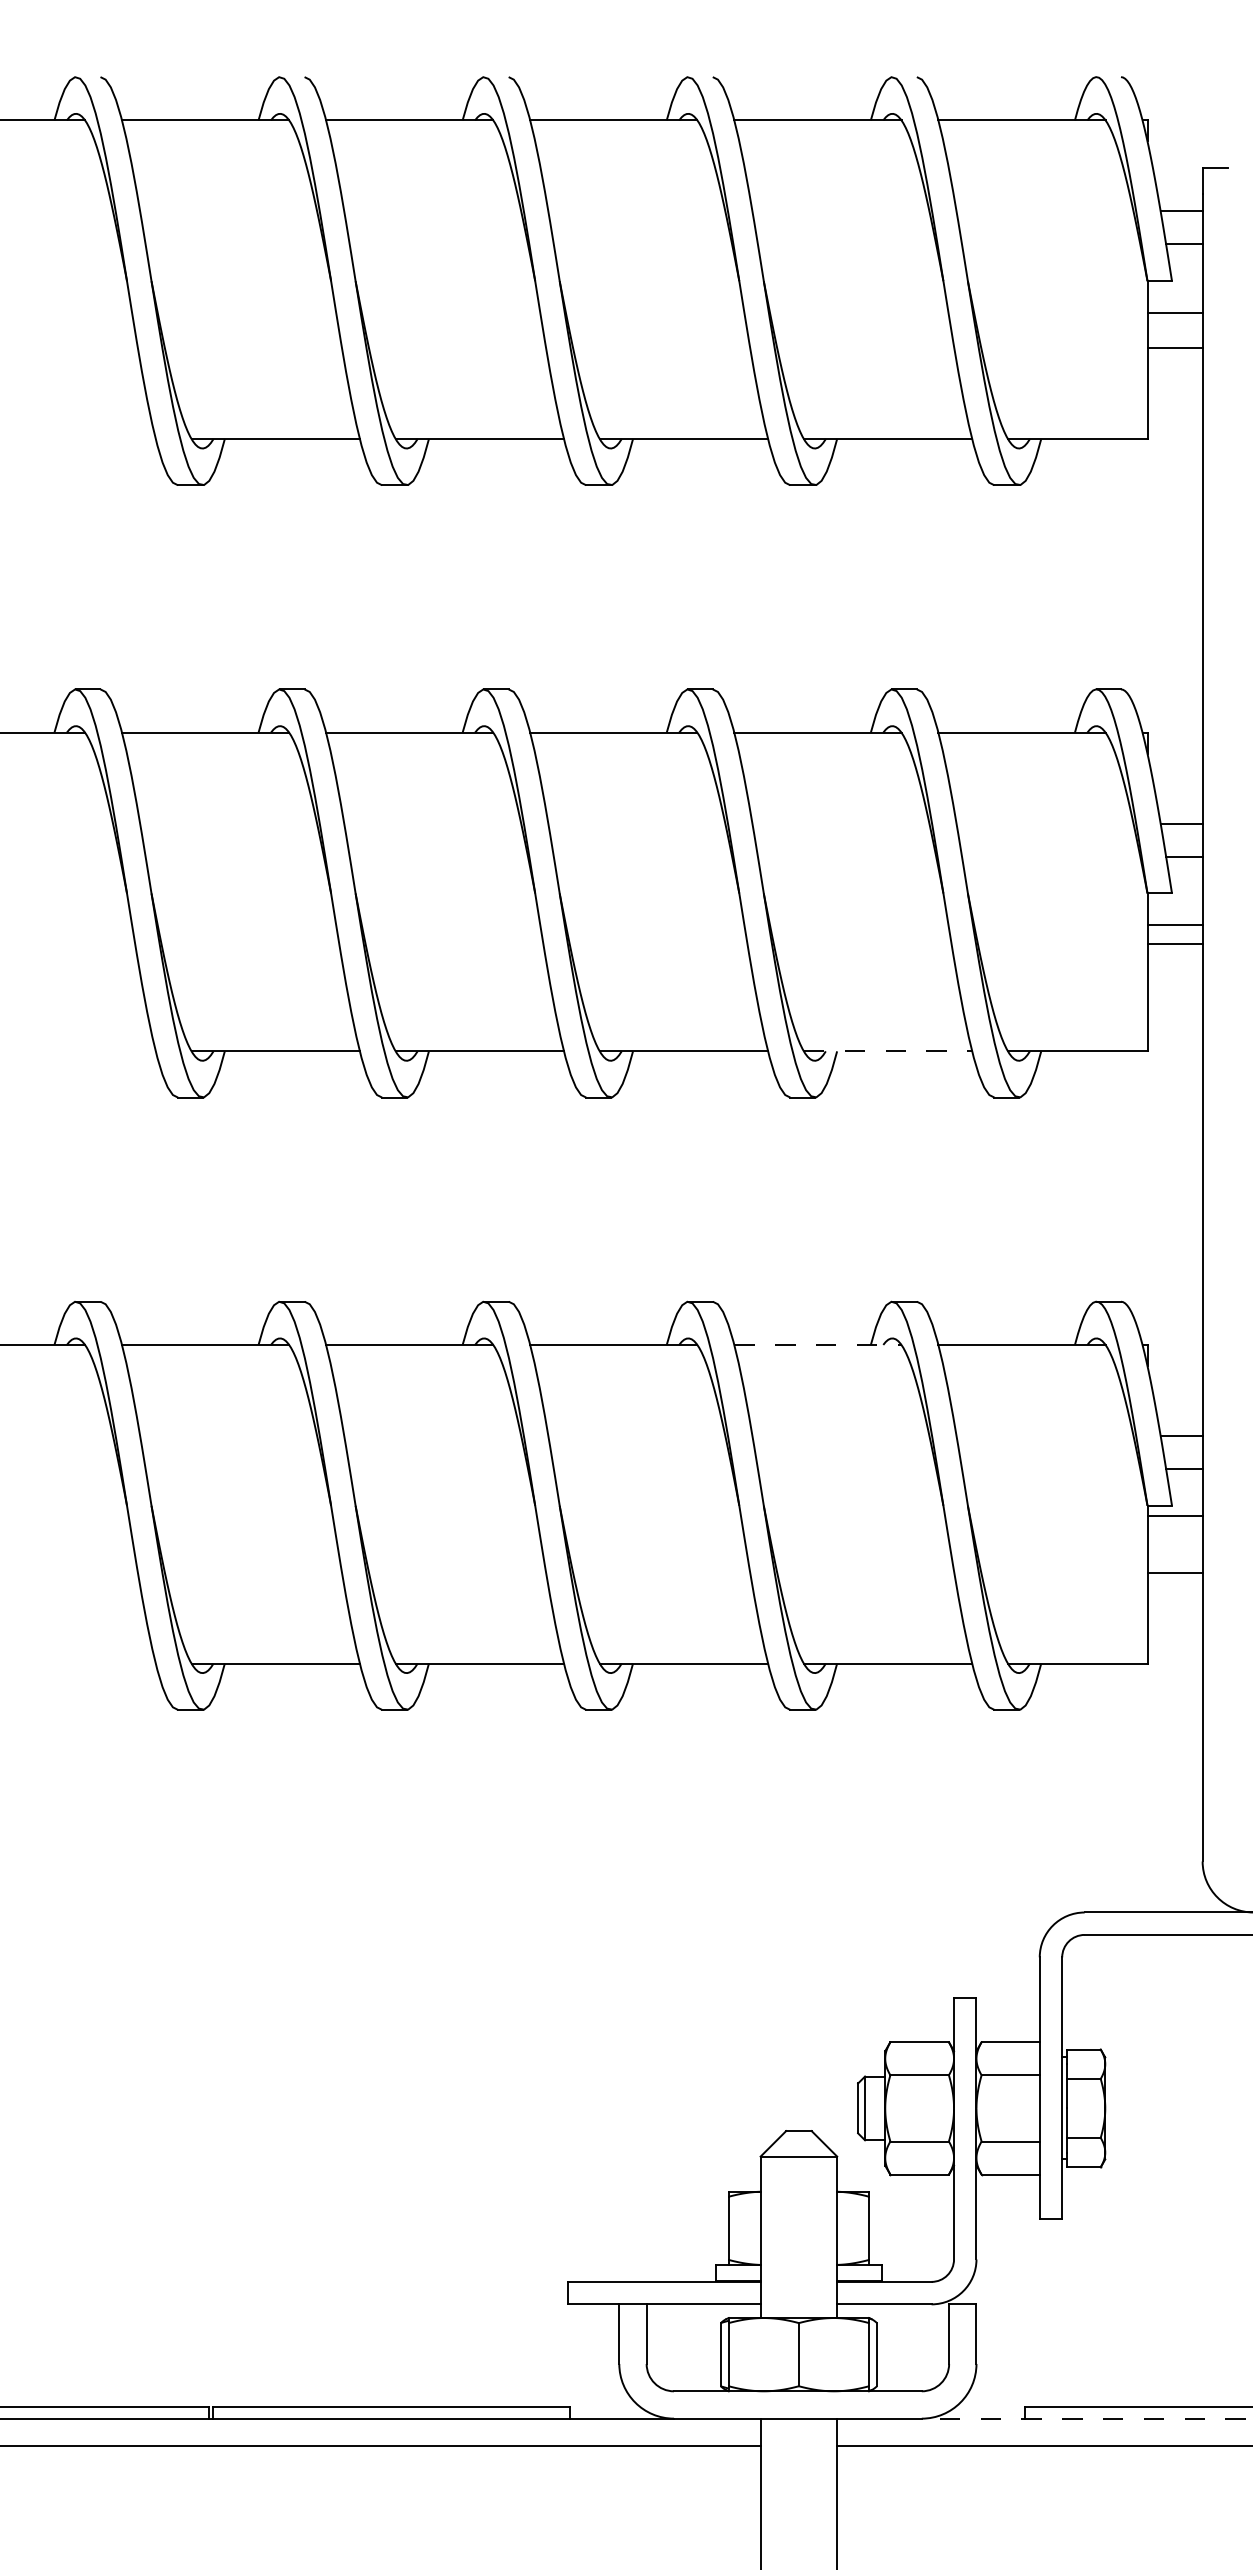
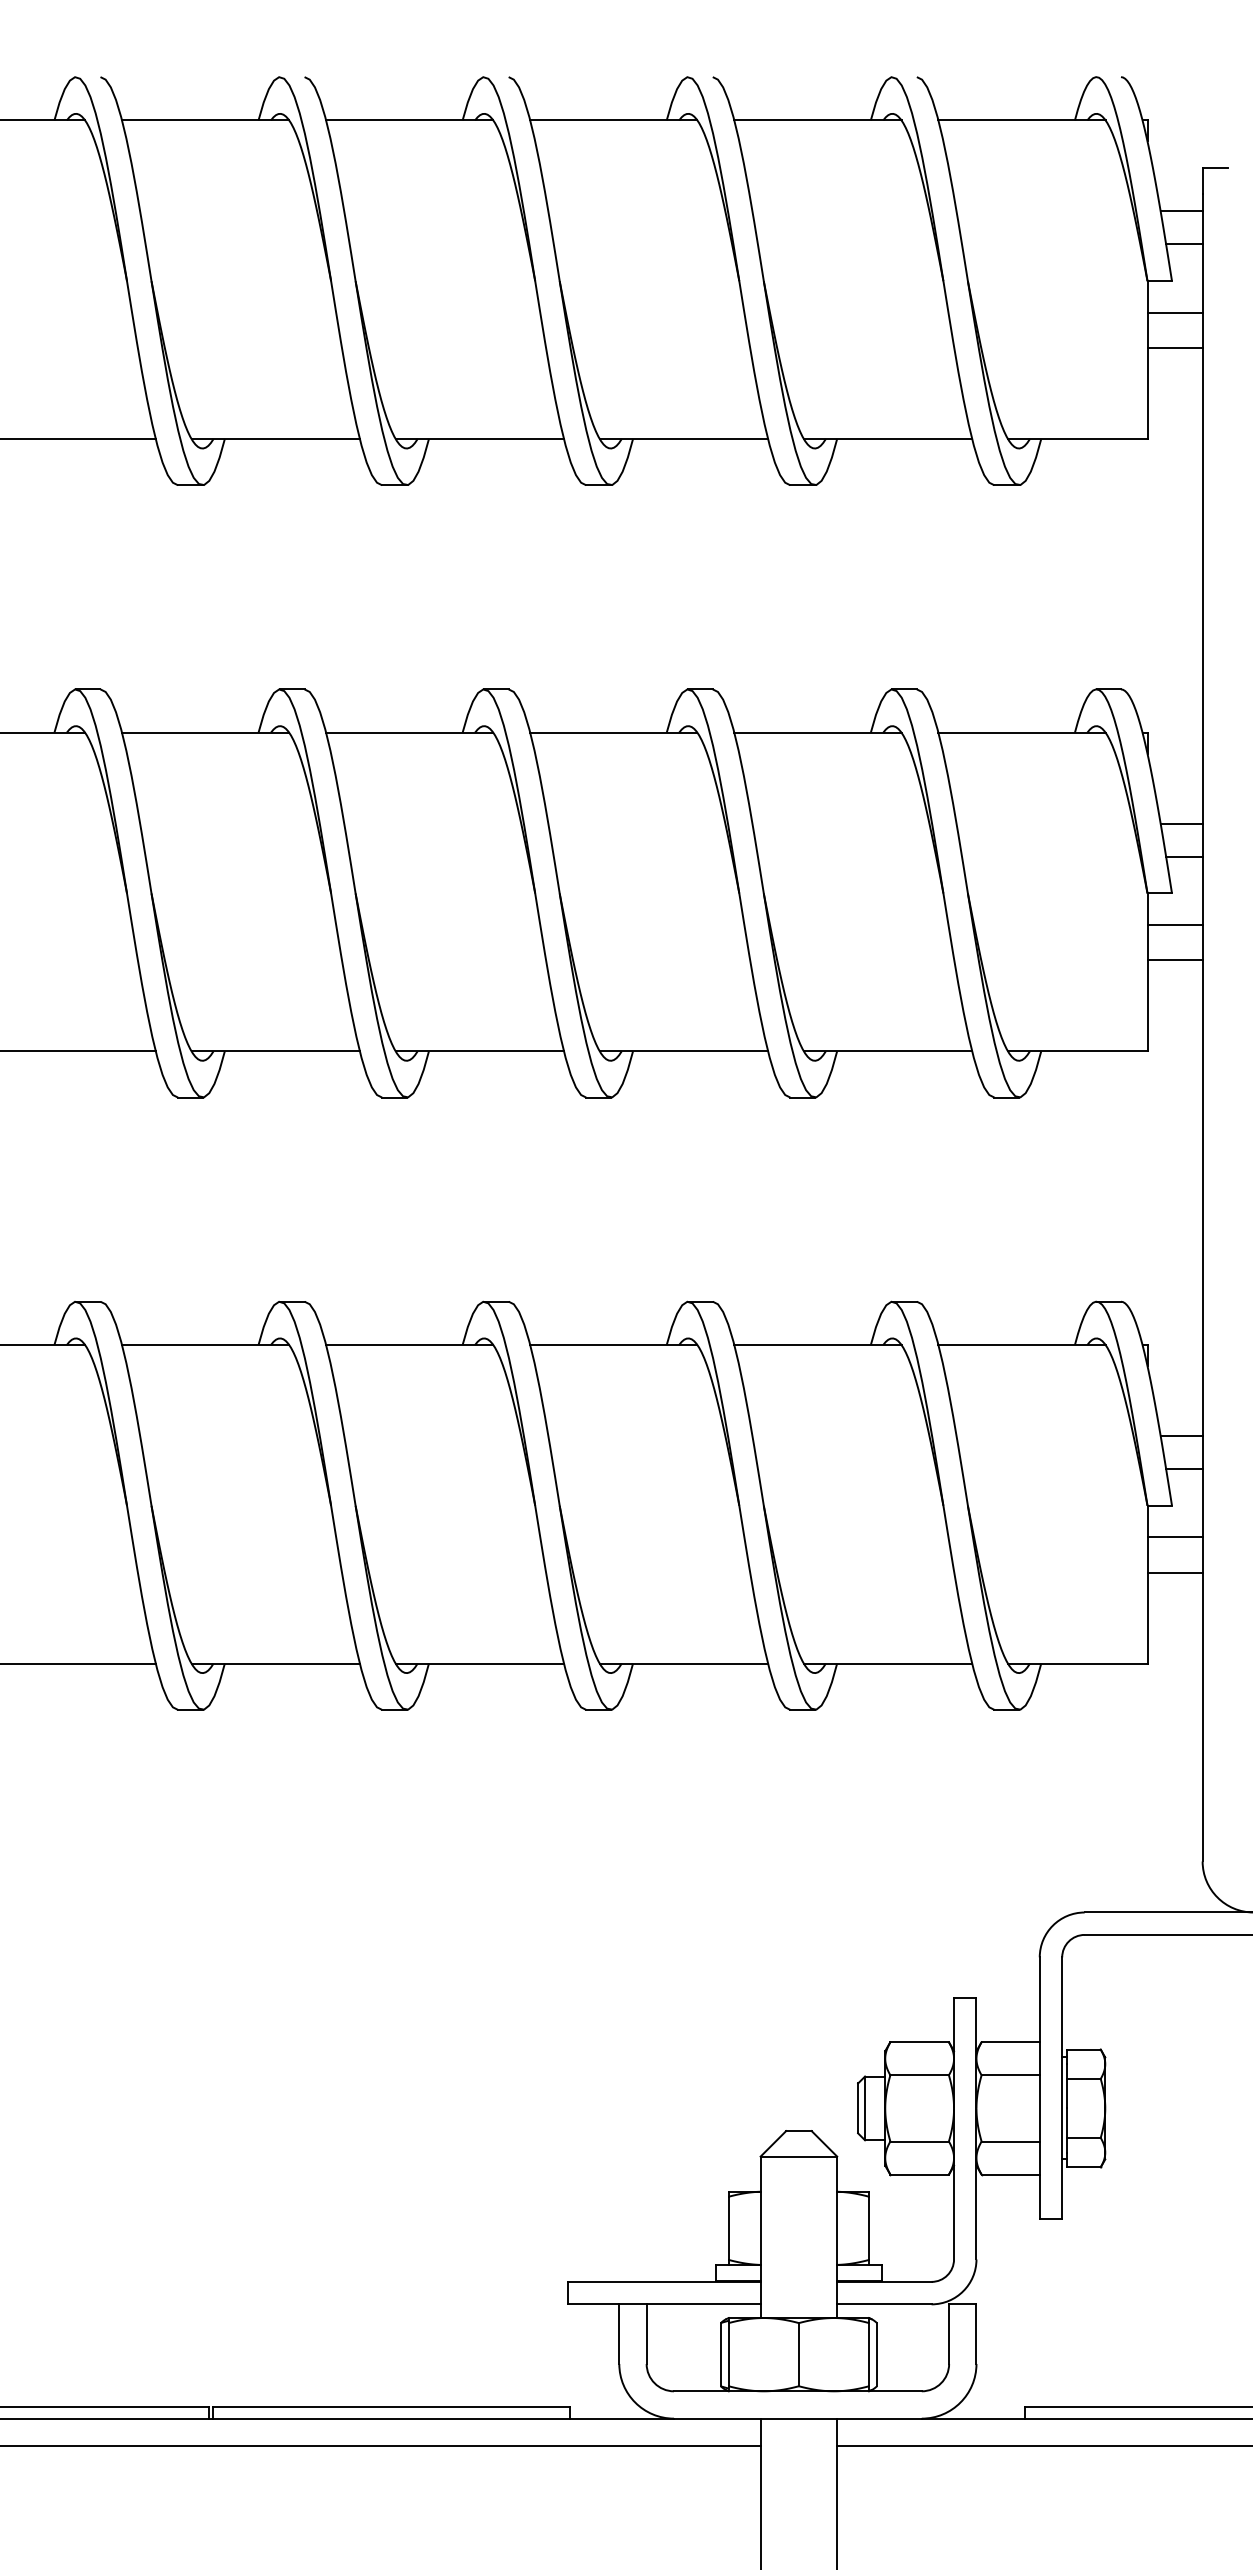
line: none -> present (78, 439)
line position: (1174, 944) -> (1174, 960) (1174, 960)
line: none -> present (78, 1051)
line: dashed -> solid (888, 1051)
line: dashed -> solid (817, 1344)
line position: (1174, 1516) -> (1174, 1537) (1174, 1537)
line: none -> present (78, 1663)
line: dashed -> solid (1086, 2418)
